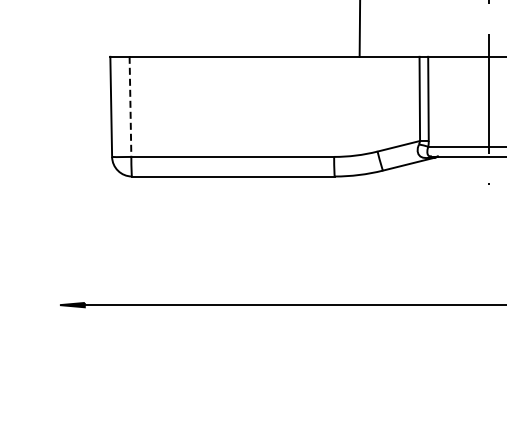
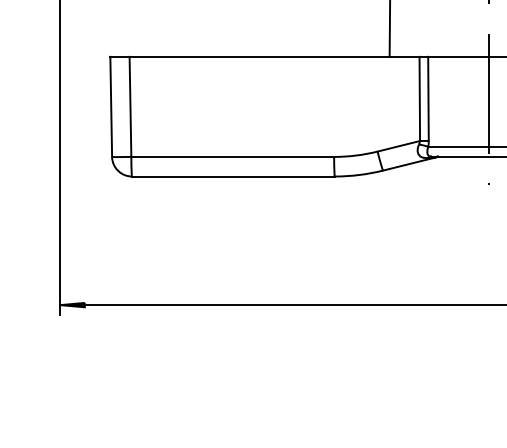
line position: (359, 29) -> (389, 29) (389, 29)
line: dashed -> solid (130, 107)
line: none -> present (59, 158)
